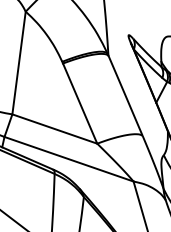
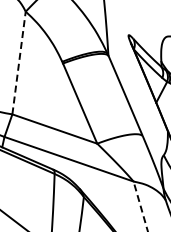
line: solid -> dashed (19, 63)
line: solid -> dashed (140, 206)
